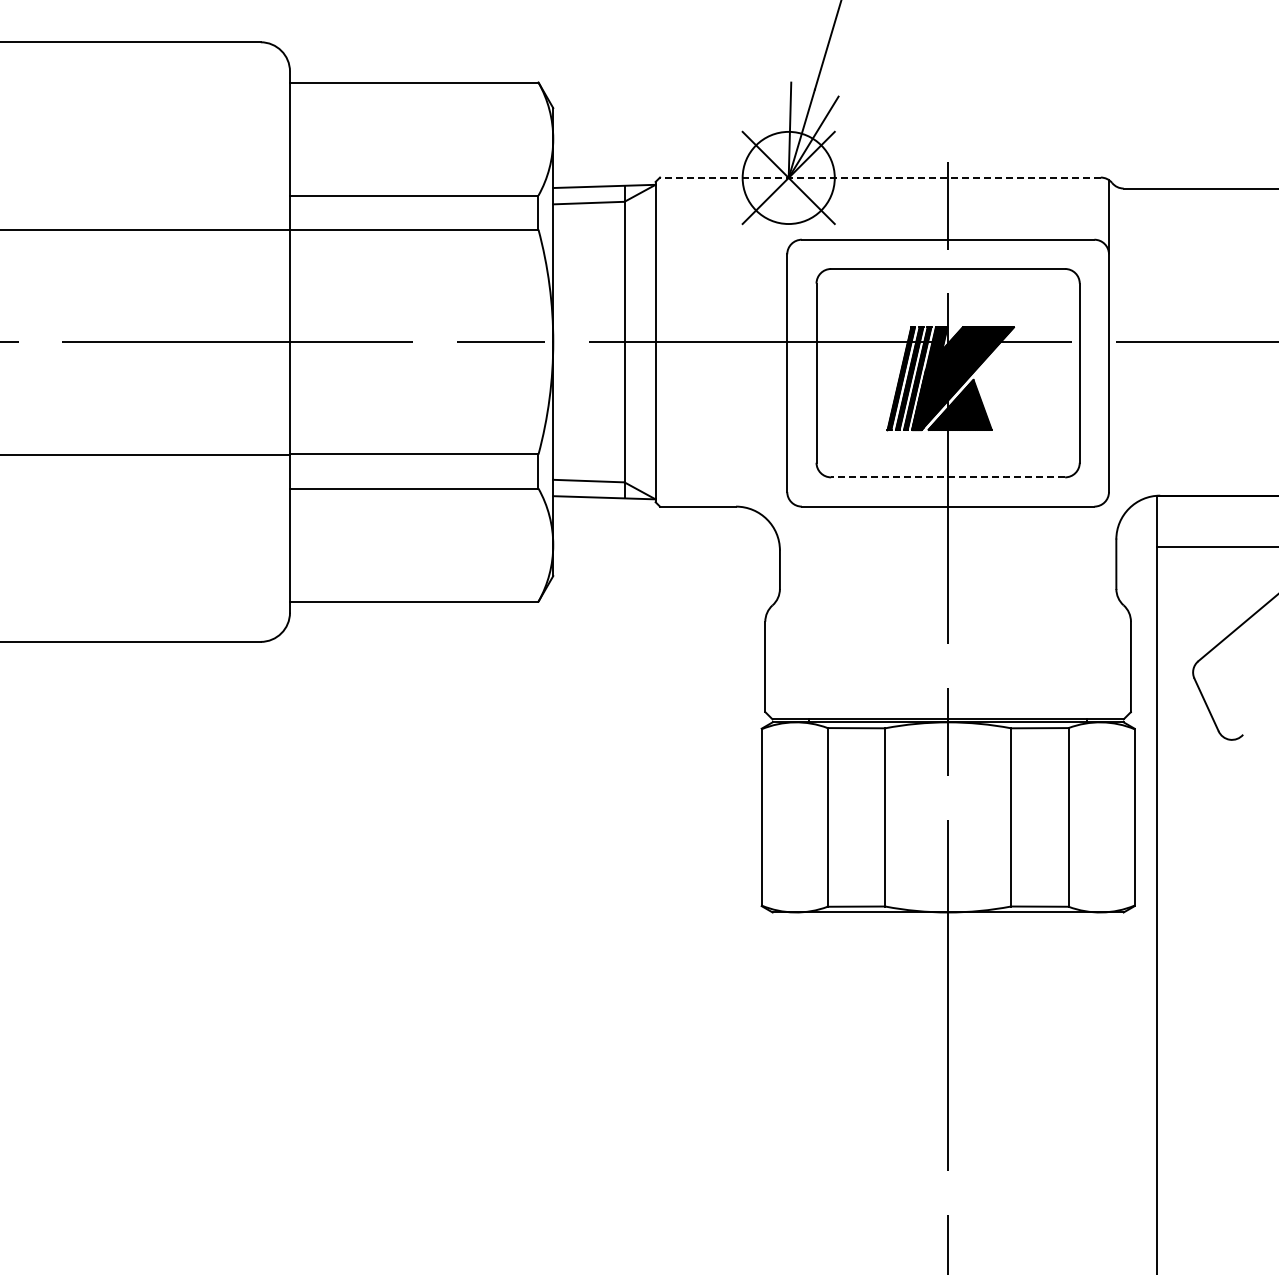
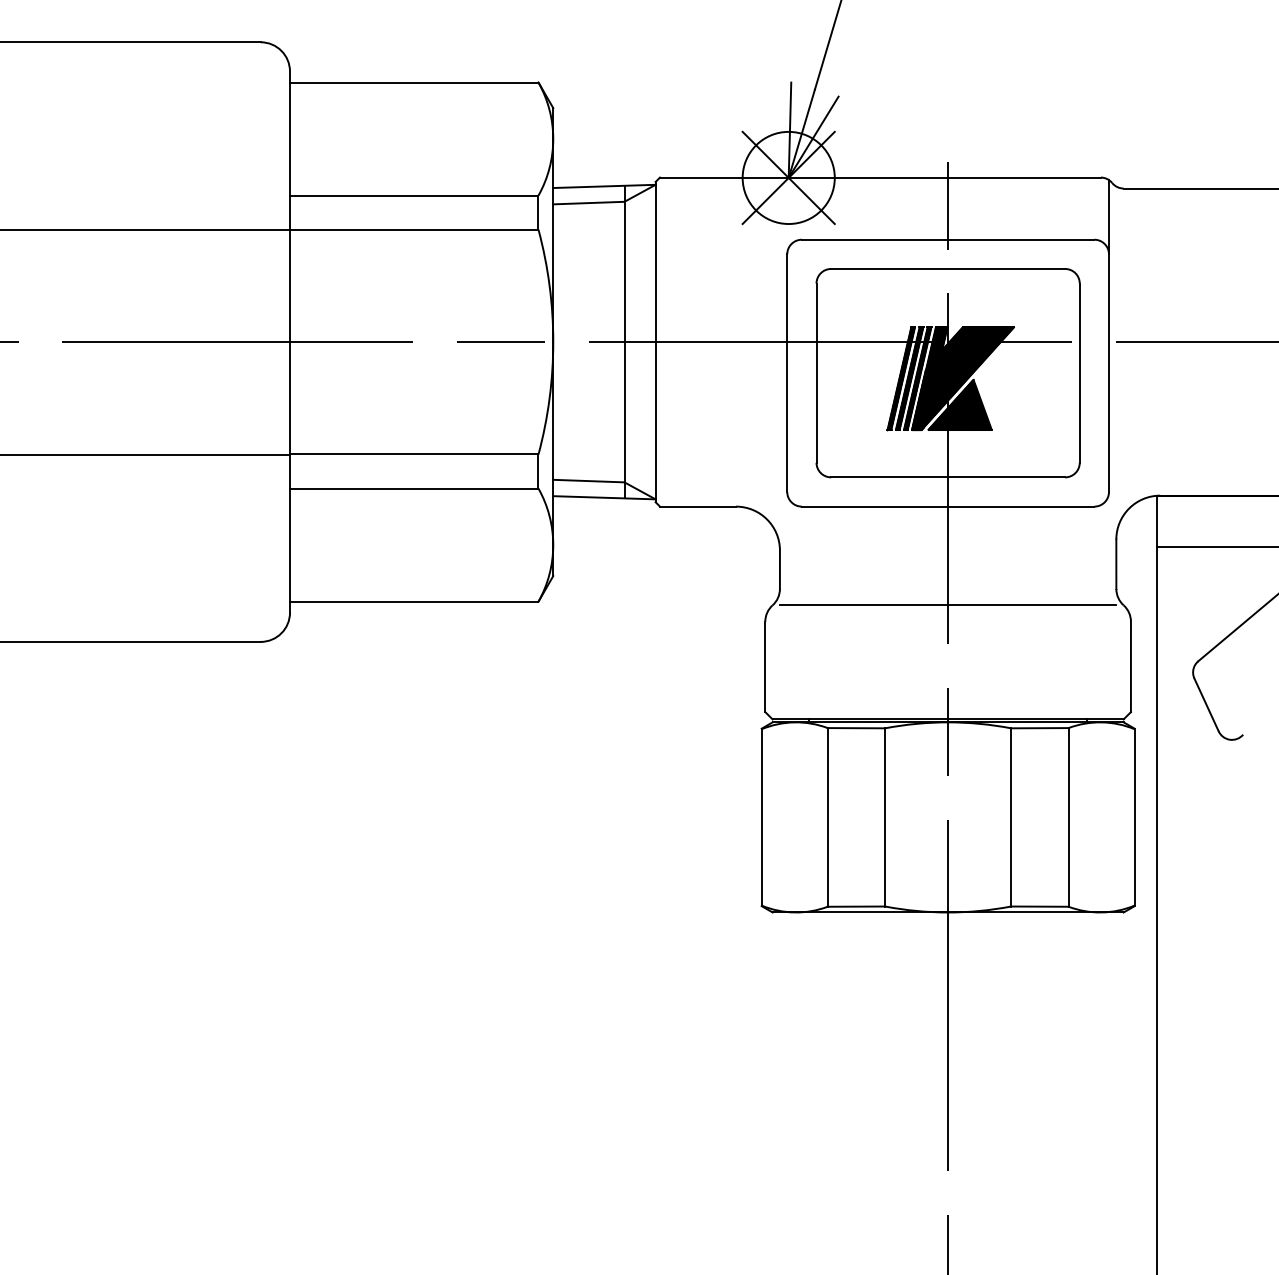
line: dashed -> solid (879, 177)
line: dashed -> solid (947, 477)
line: none -> present (947, 605)
